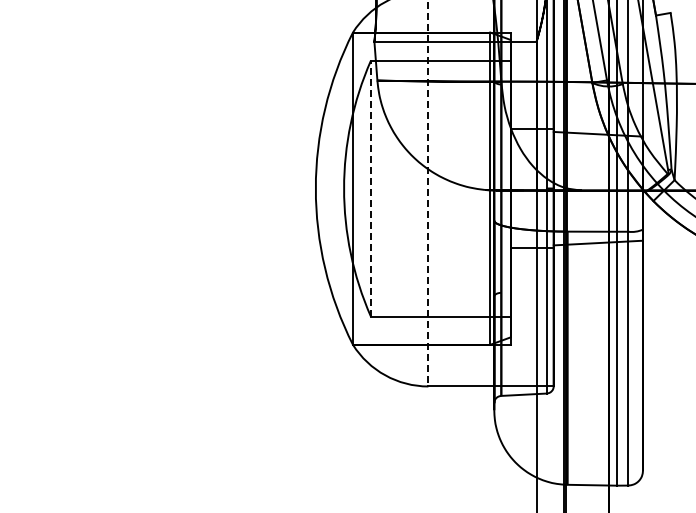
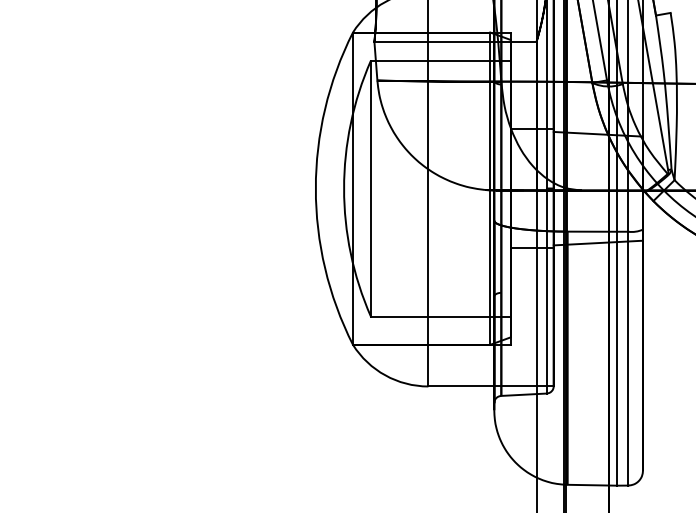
line: dashed -> solid (370, 188)
line: dashed -> solid (428, 193)
